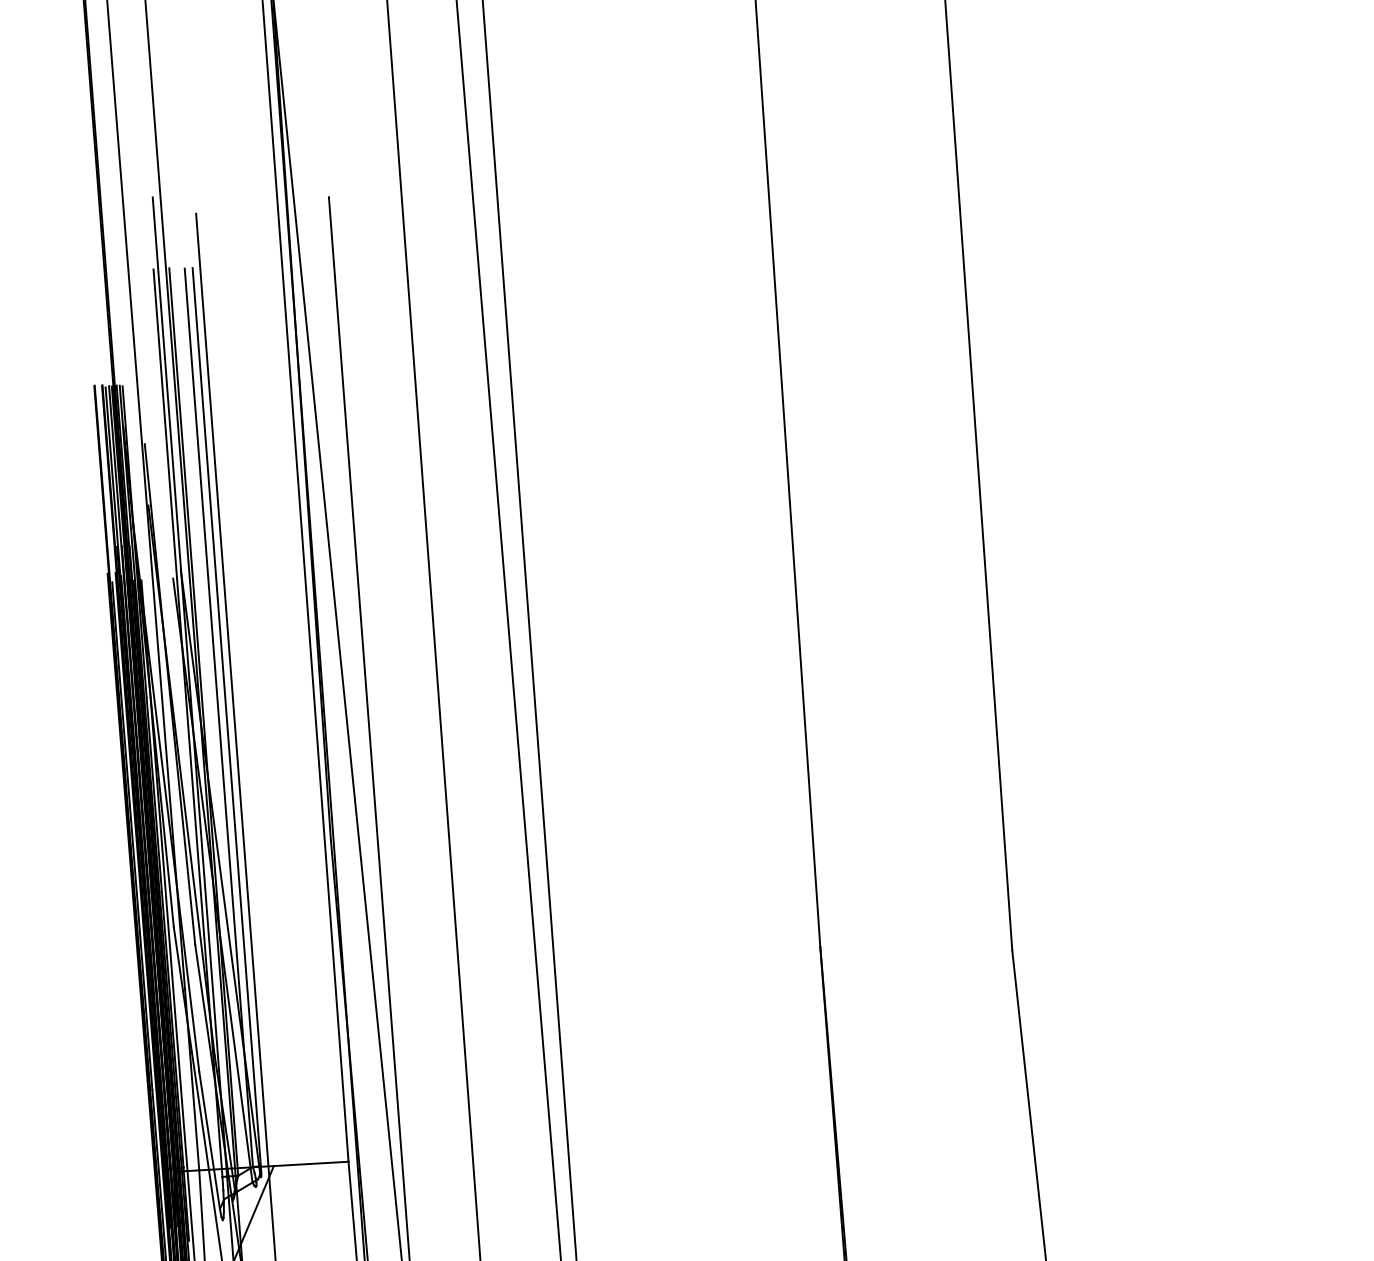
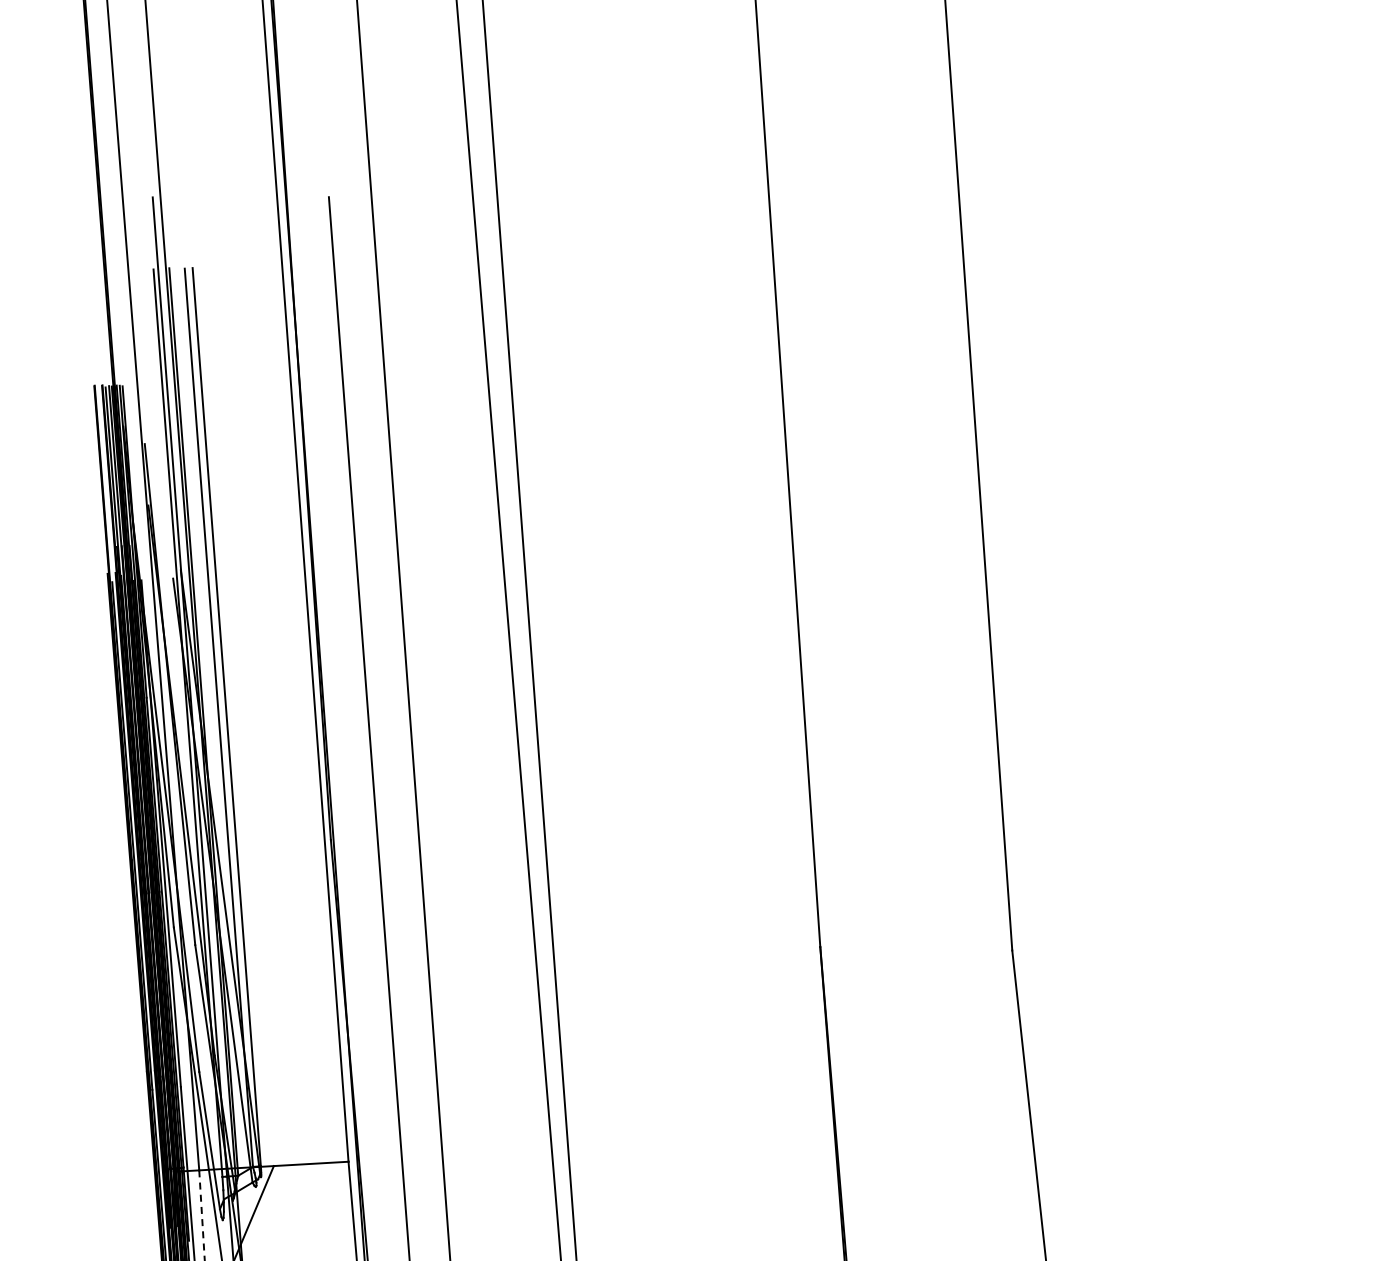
line: present -> none (337, 629)
line position: (433, 629) -> (403, 629) (403, 629)
line: present -> none (235, 735)
line: solid -> dashed (202, 1216)
